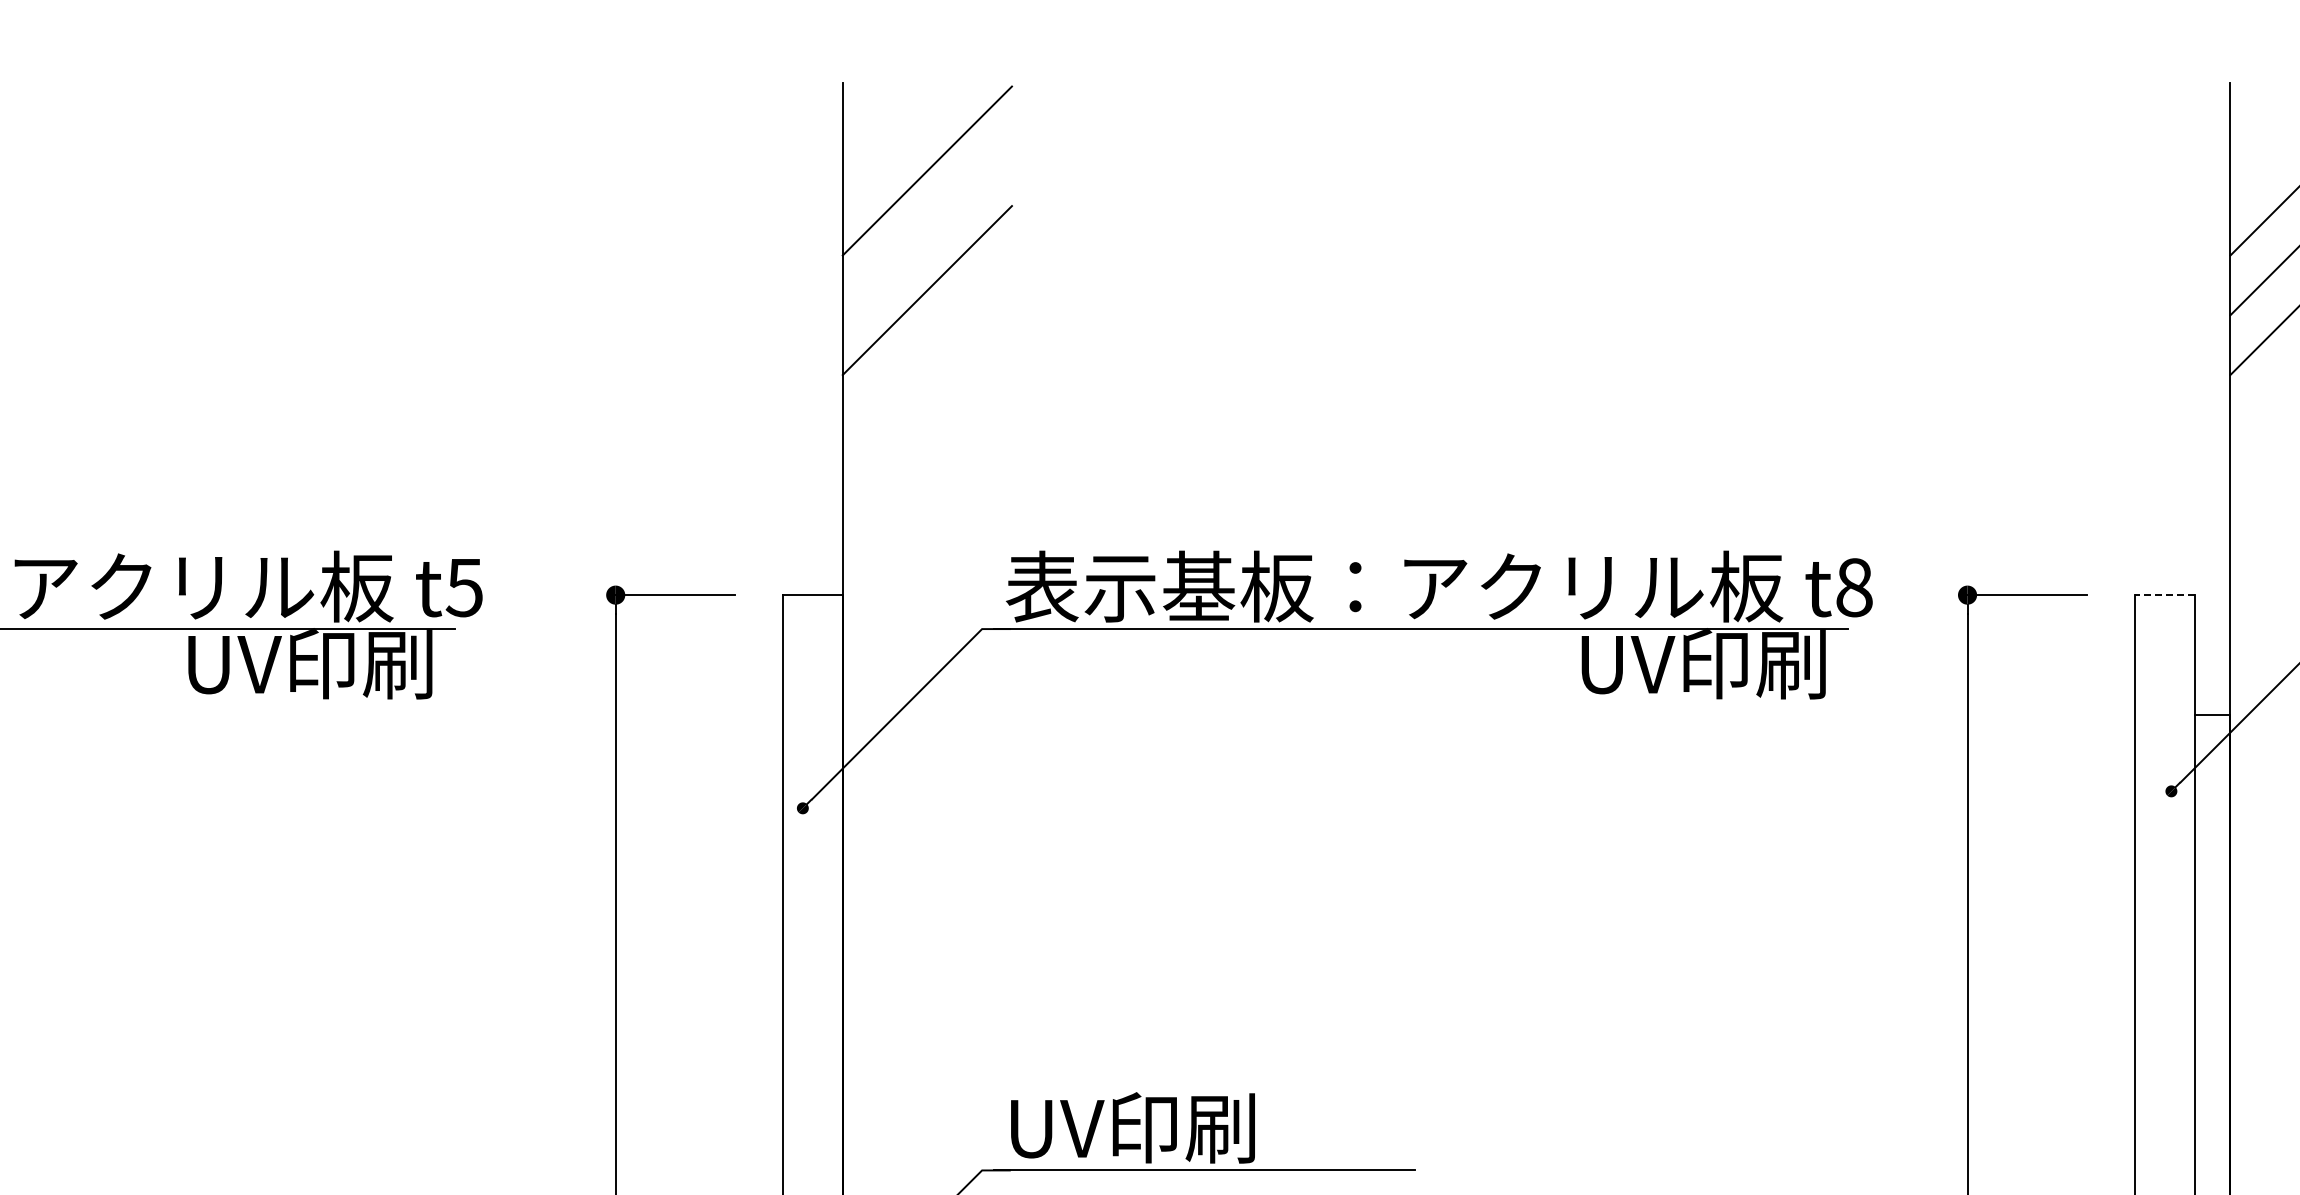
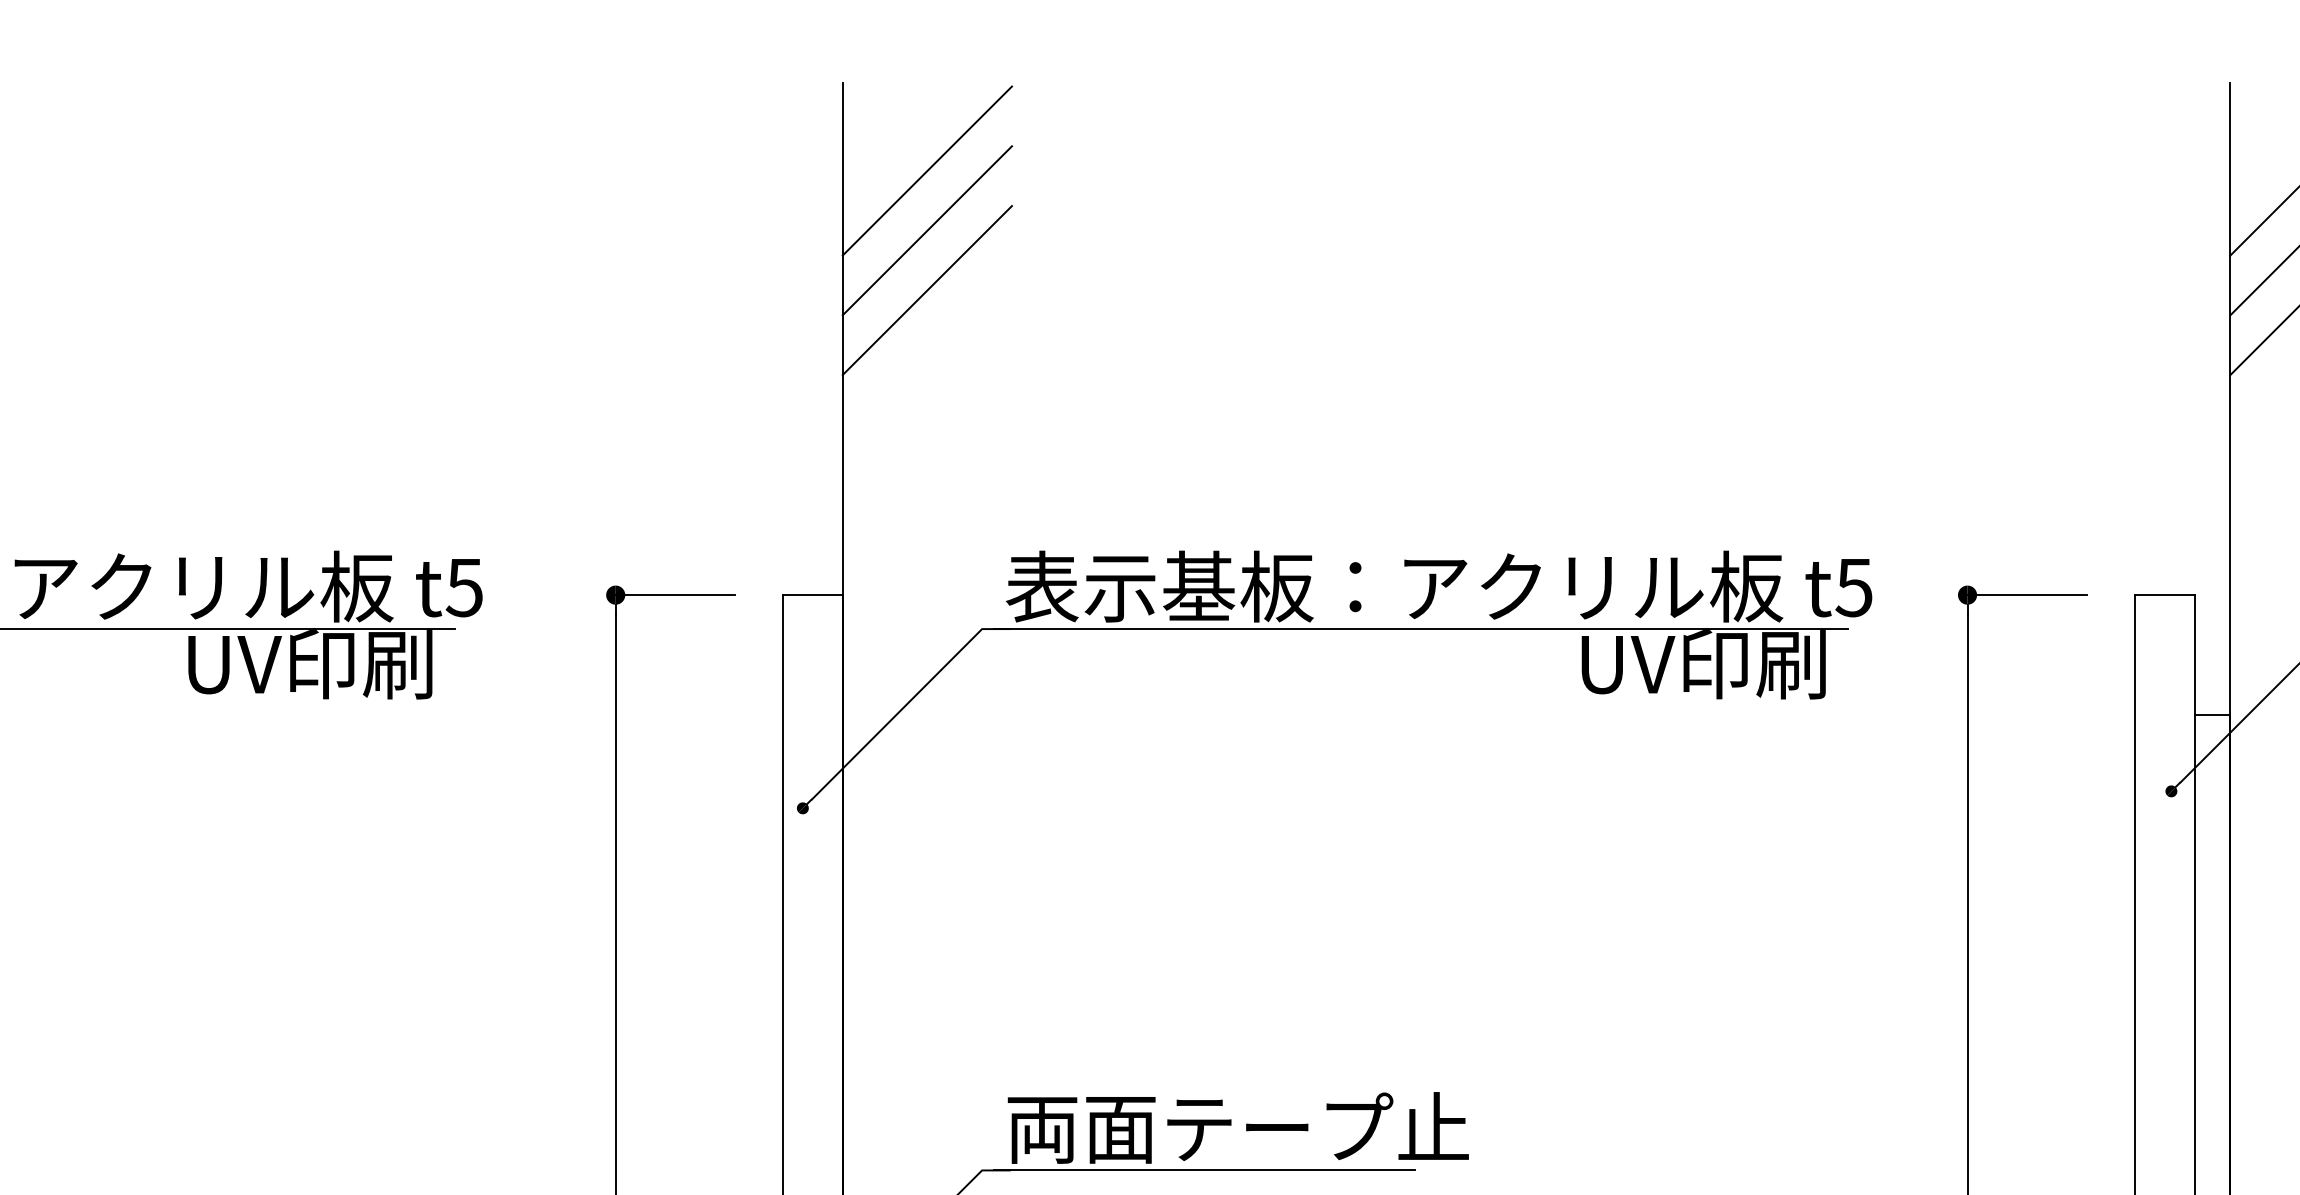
line: none -> present (926, 230)
text: t8 -> t5 (1853, 587)
line: dashed -> solid (2164, 595)
text: UV印刷 -> 両面テープ止 (1237, 1127)
